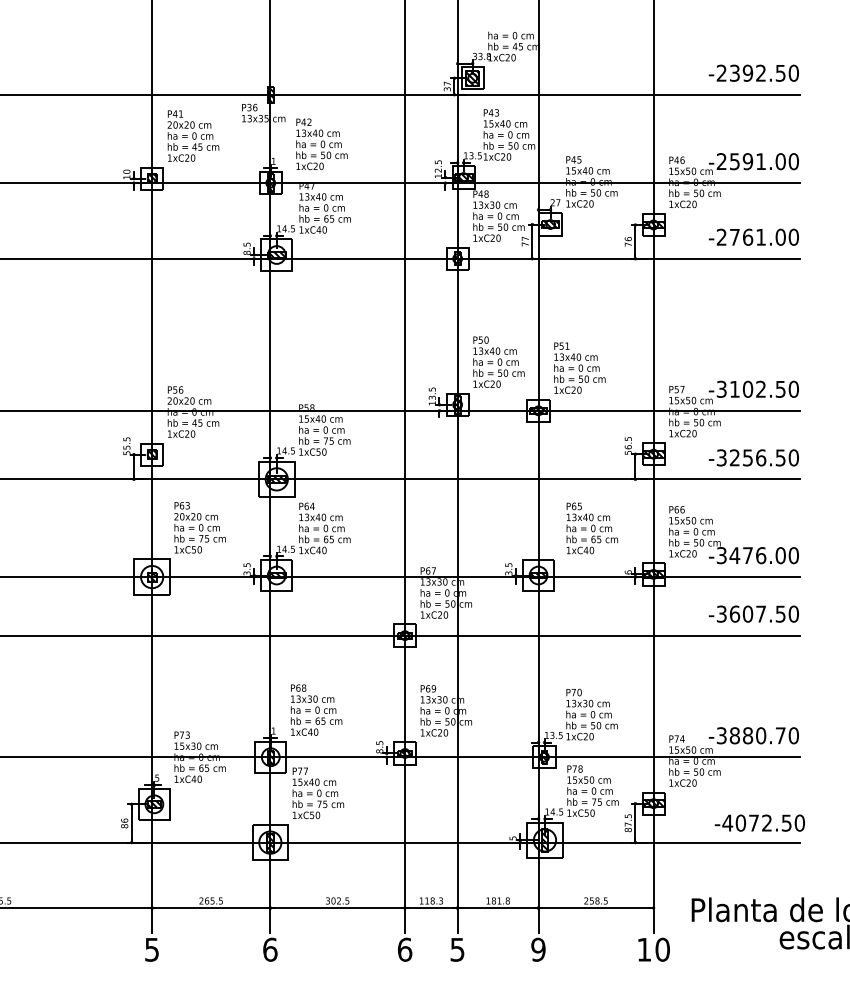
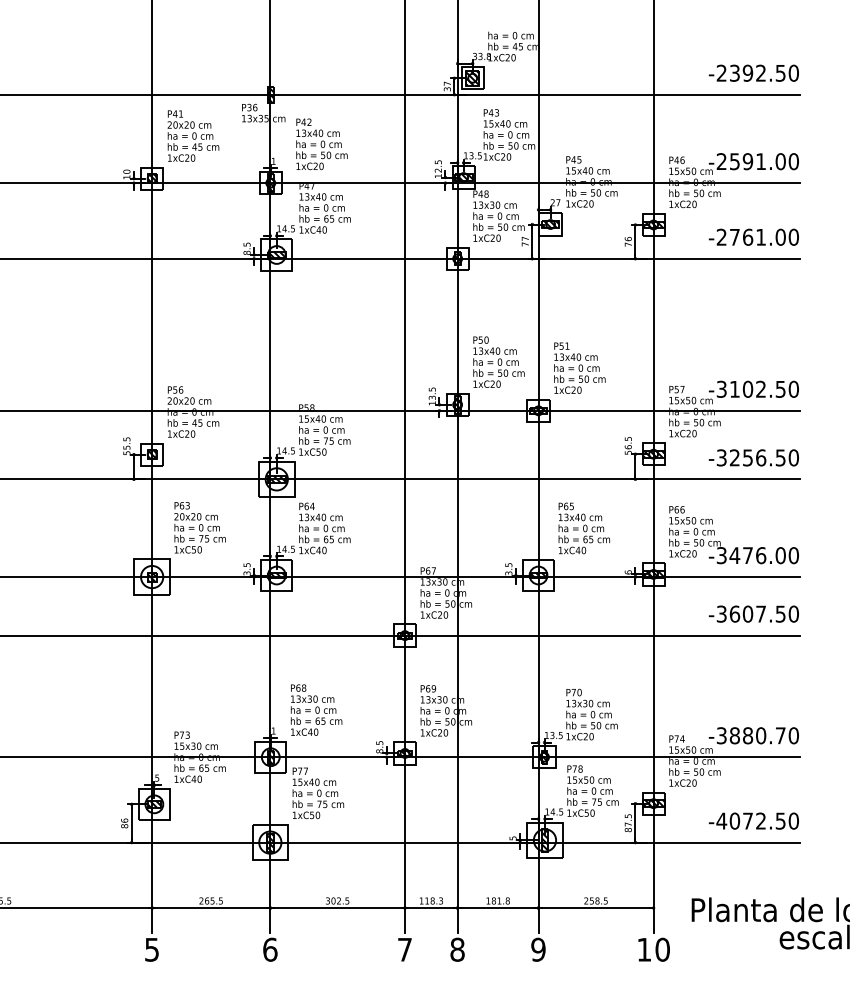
text position: (591, 528) -> (583, 528) (583, 528)
text position: (759, 822) -> (753, 820) (753, 820)
text: 6 -> 7 (404, 949)
text: 5 -> 8 (457, 949)
